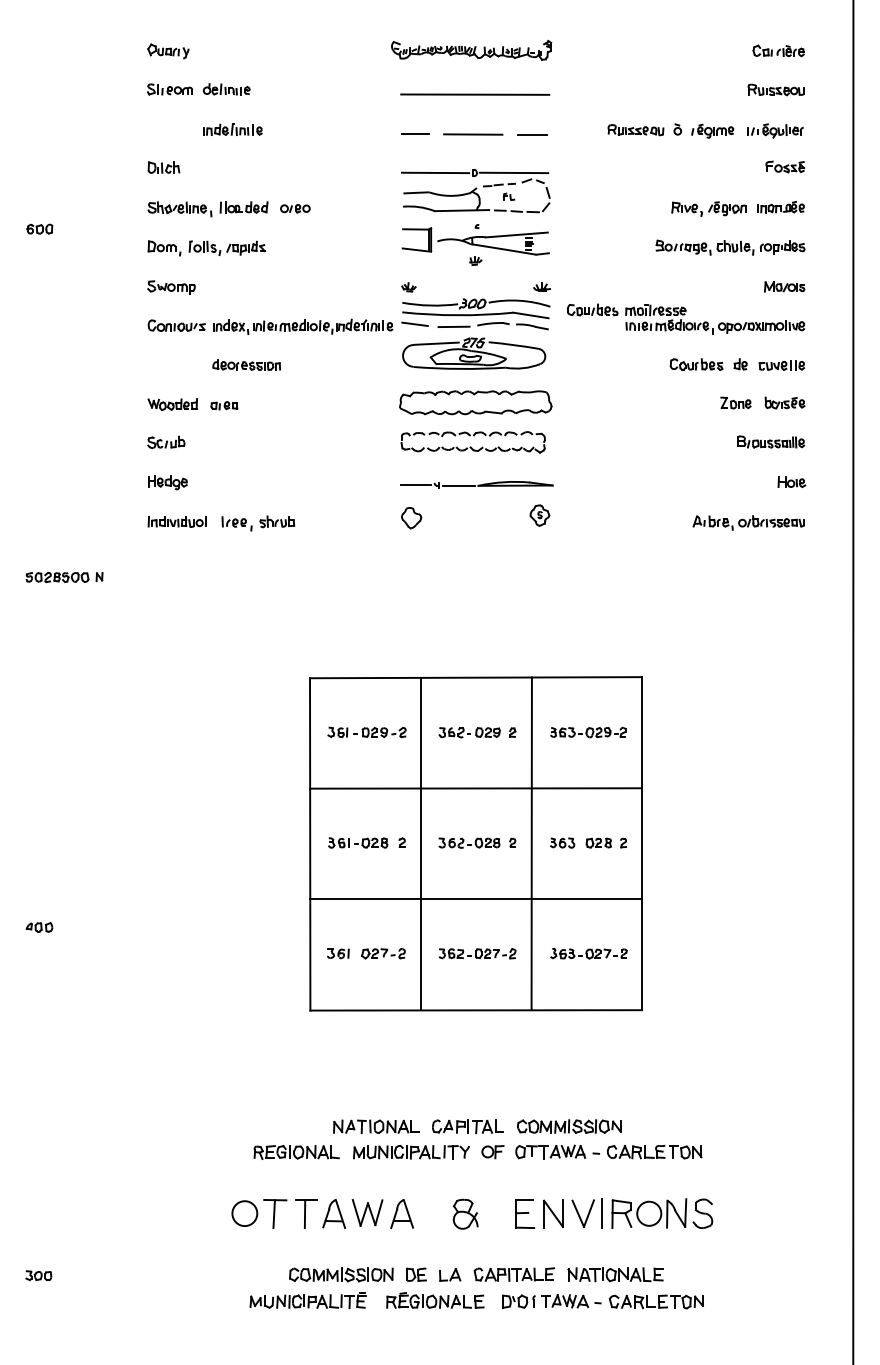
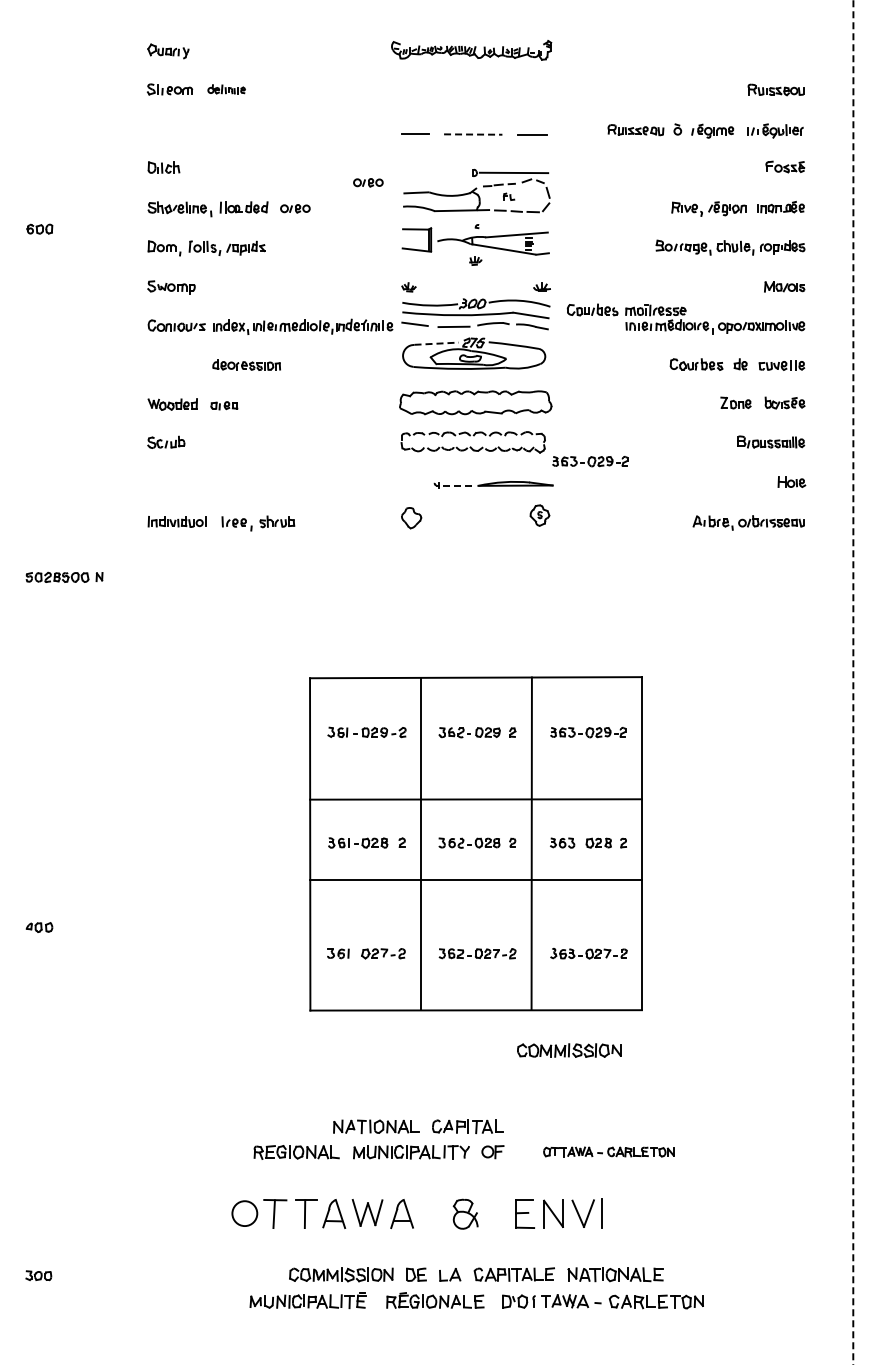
part: present -> none (778, 50)
part size: 49x13 px -> 39x11 px (226, 89)
line: present -> none (475, 94)
part: present -> none (232, 129)
line: solid -> dashed (473, 134)
line: present -> none (435, 172)
part: none -> present (368, 182)
line: solid -> dashed (437, 343)
part: none -> present (590, 461)
part: present -> none (167, 482)
line: present -> none (416, 485)
line: solid -> dashed (459, 485)
line: solid -> dashed (853, 682)
line position: (475, 788) -> (475, 799) (475, 799)
line position: (475, 899) -> (475, 880) (475, 880)
part position: (569, 1126) -> (569, 1050) (569, 1050)
part size: 188x16 px -> 132x12 px (608, 1151)
part: present -> none (662, 1213)
